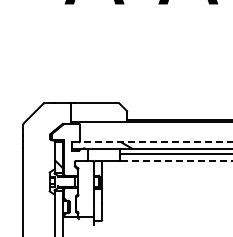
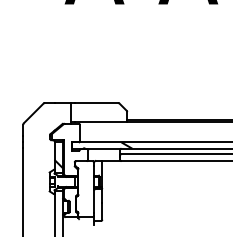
line: dashed -> solid (151, 142)
line: dashed -> solid (177, 161)
